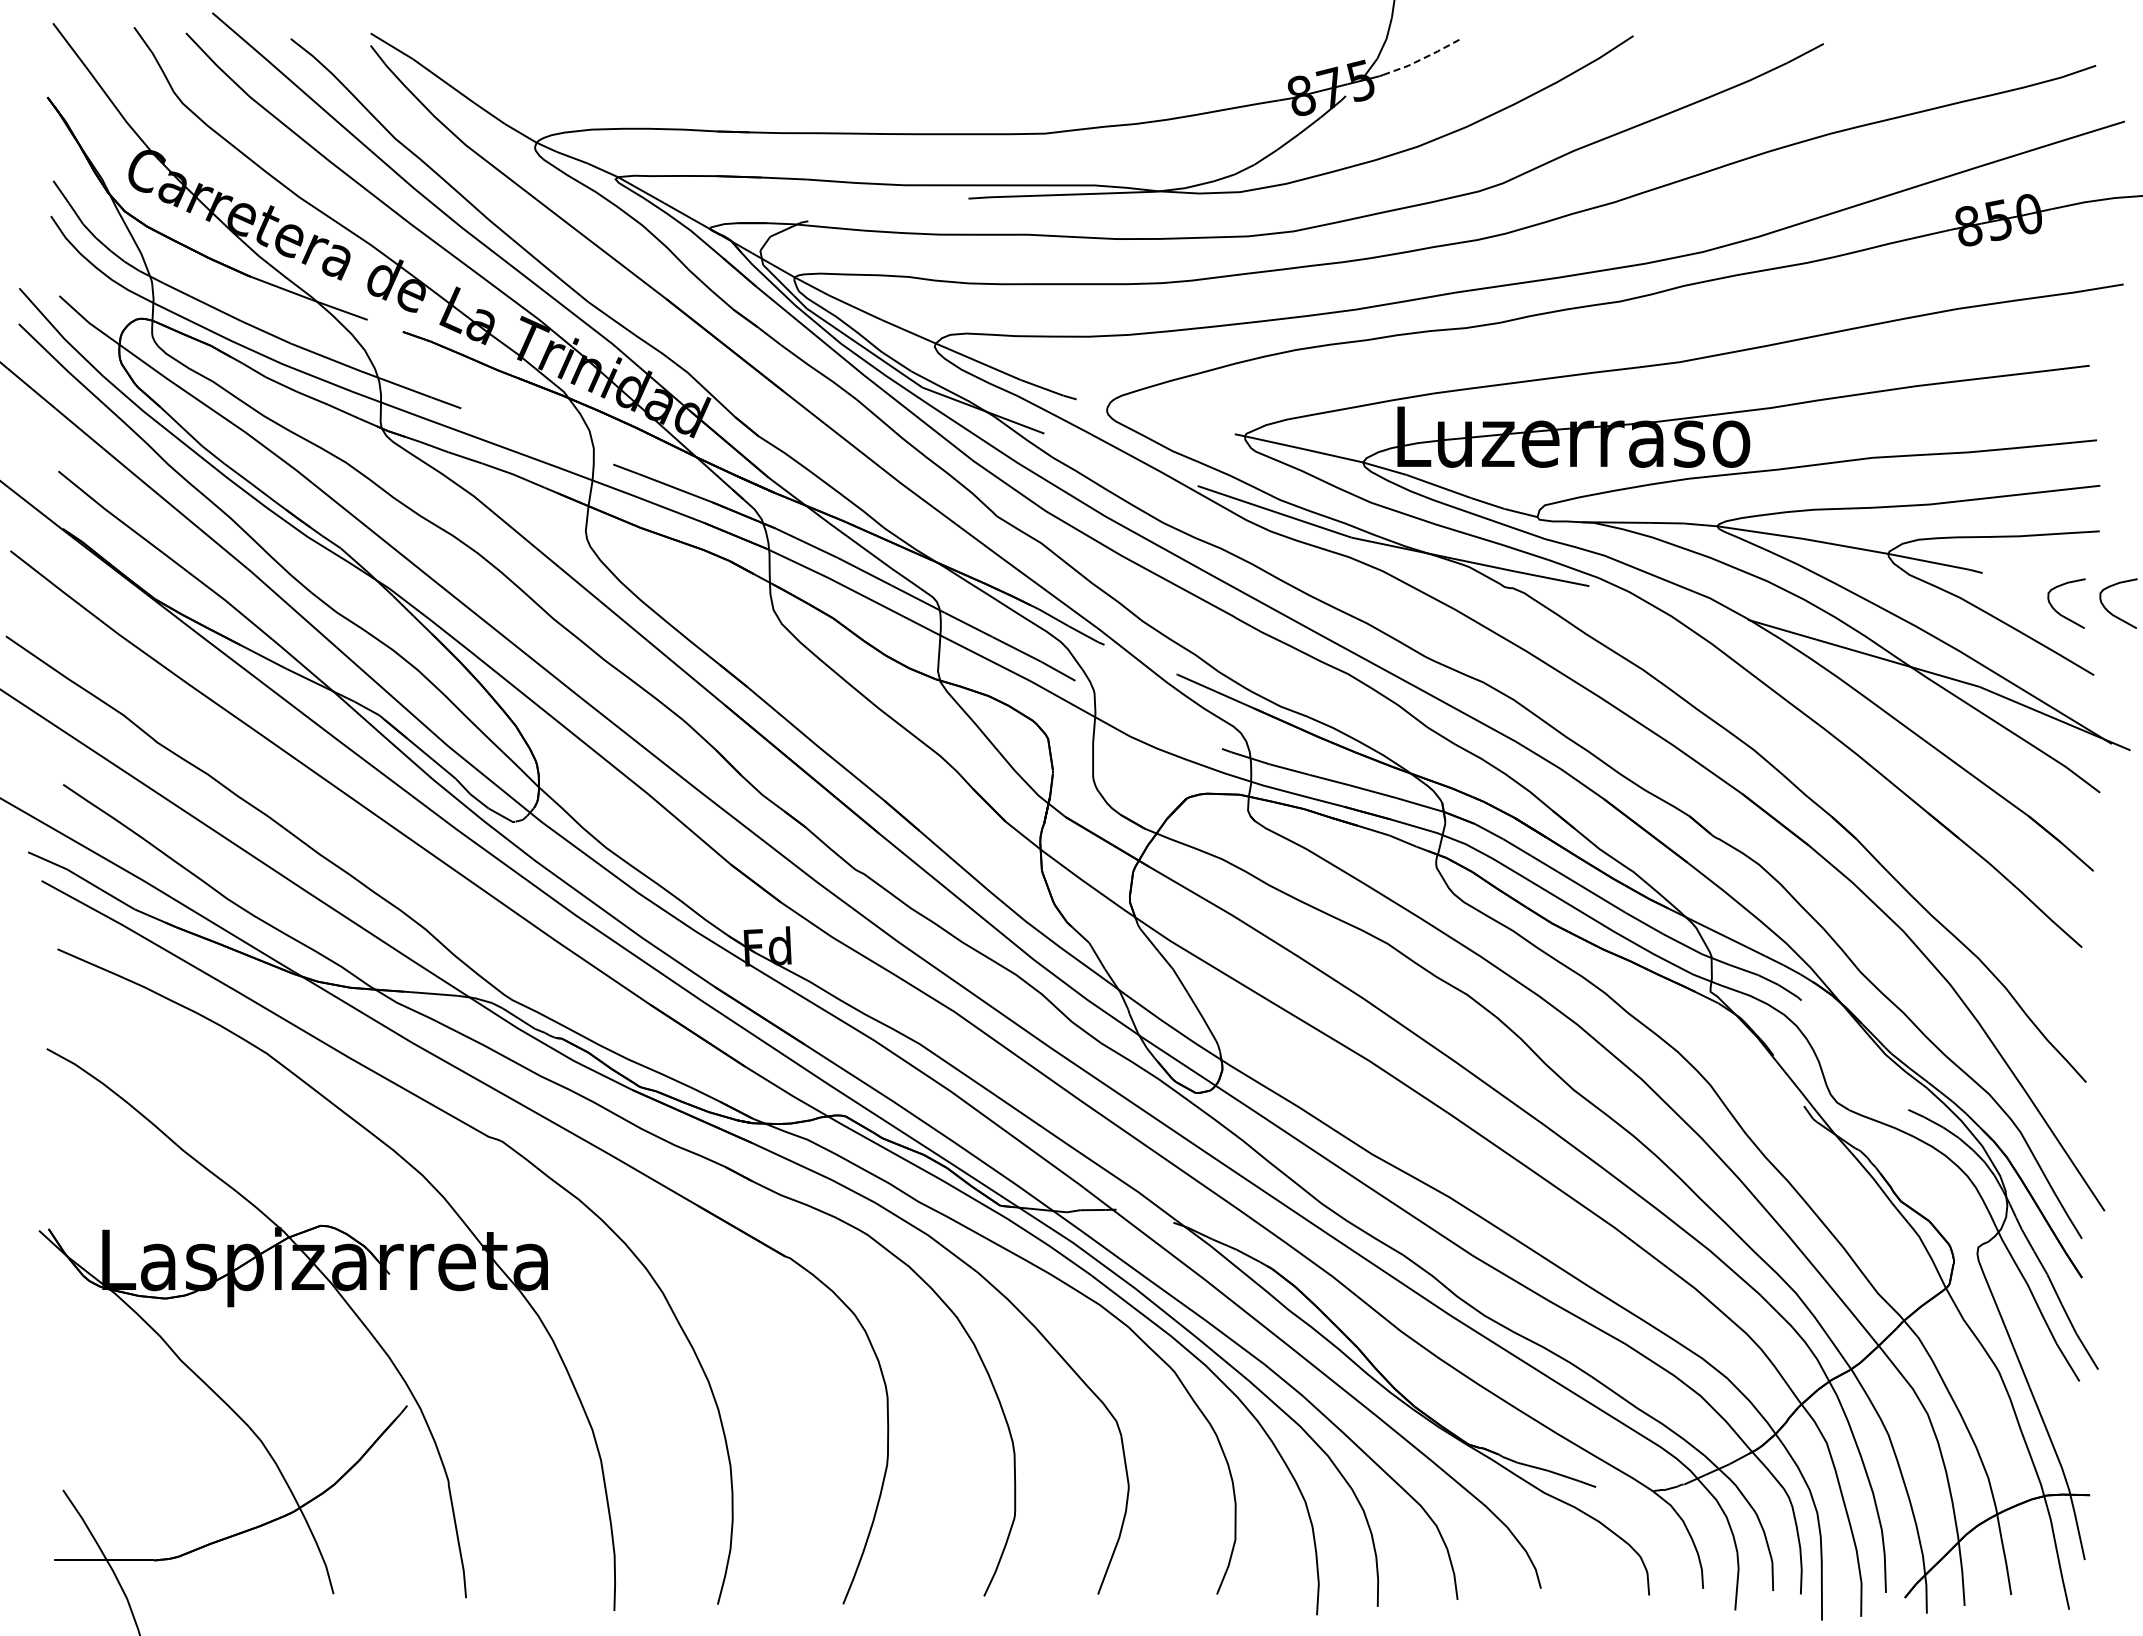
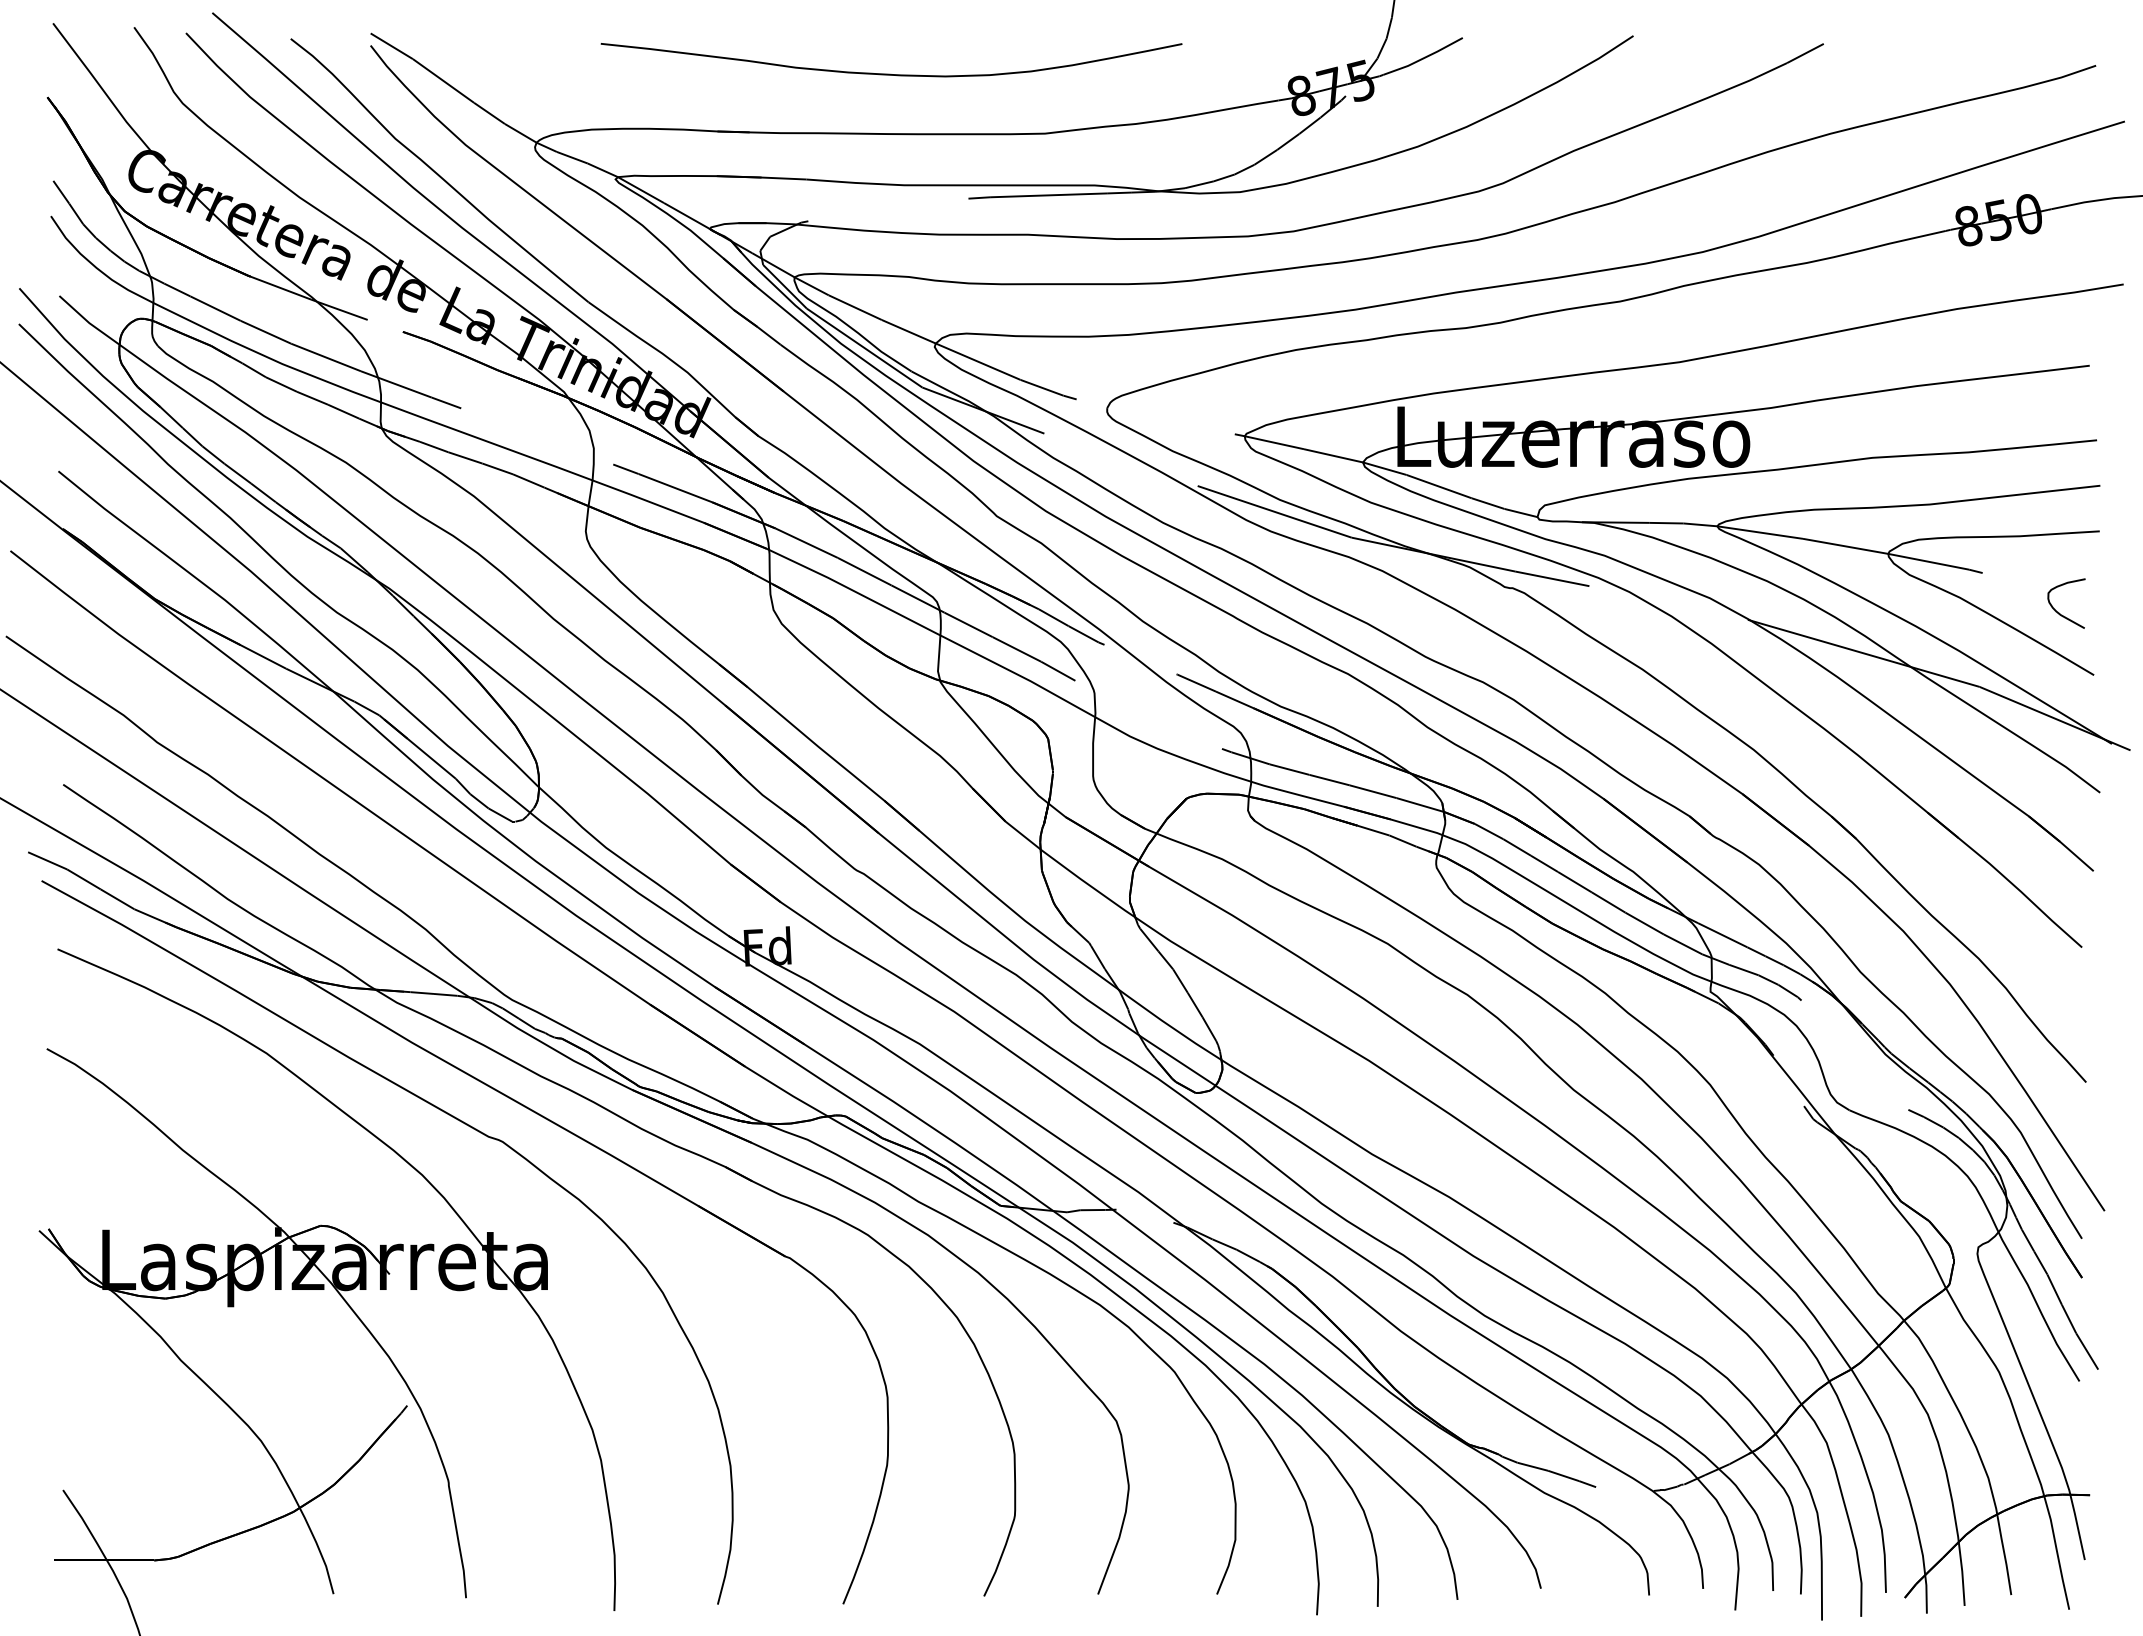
line: dashed -> solid (1424, 58)
curve: none -> present (890, 73)
curve: present -> none (2111, 612)
